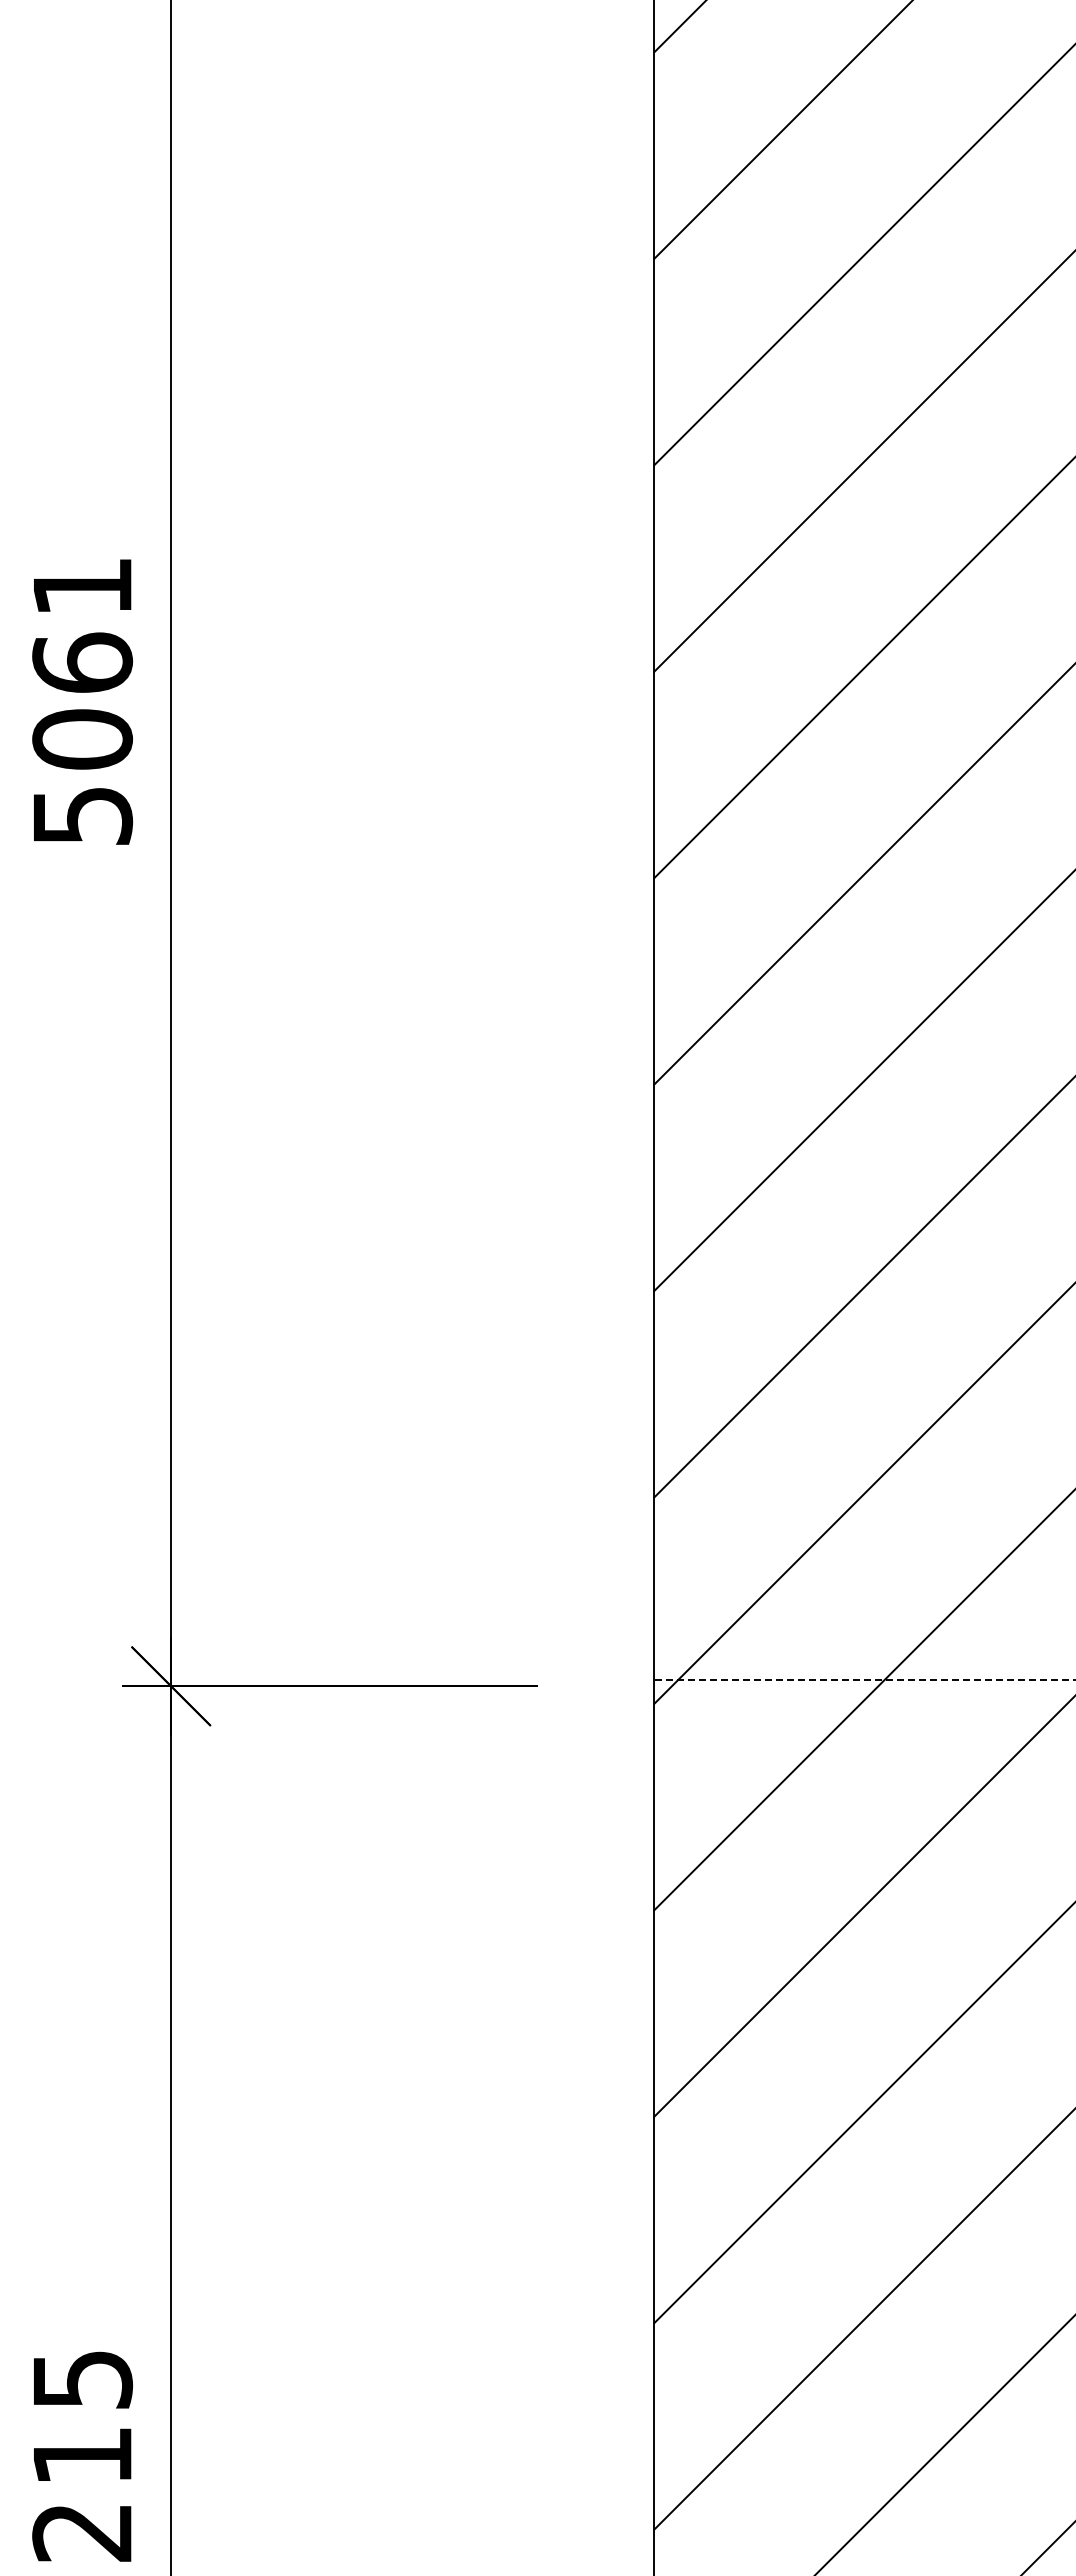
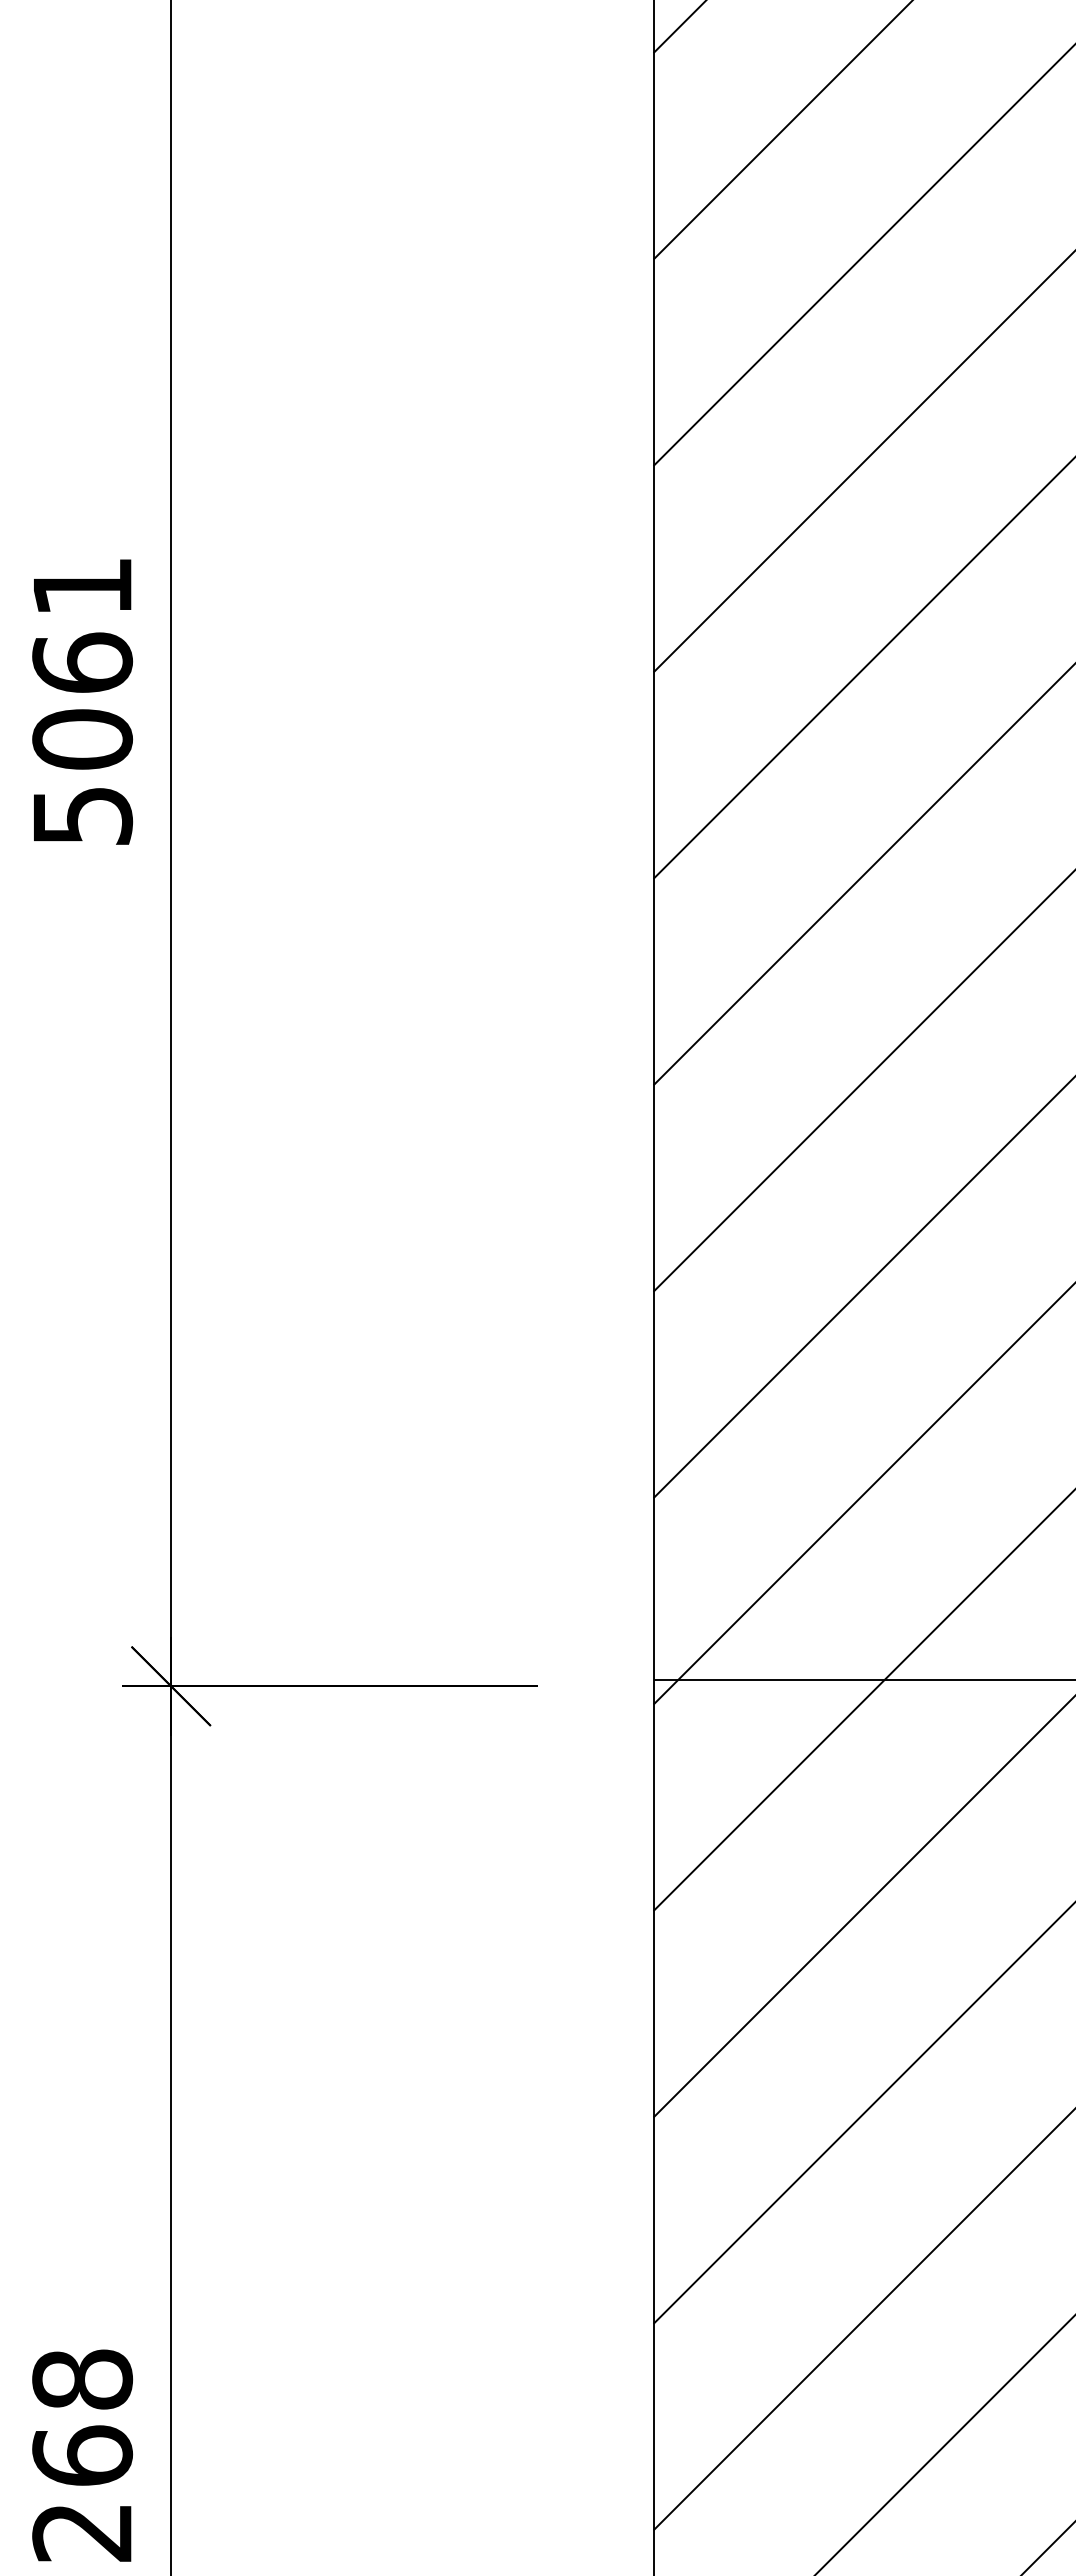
line: dashed -> solid (864, 1679)
text: 215 -> 268 (82, 2417)
